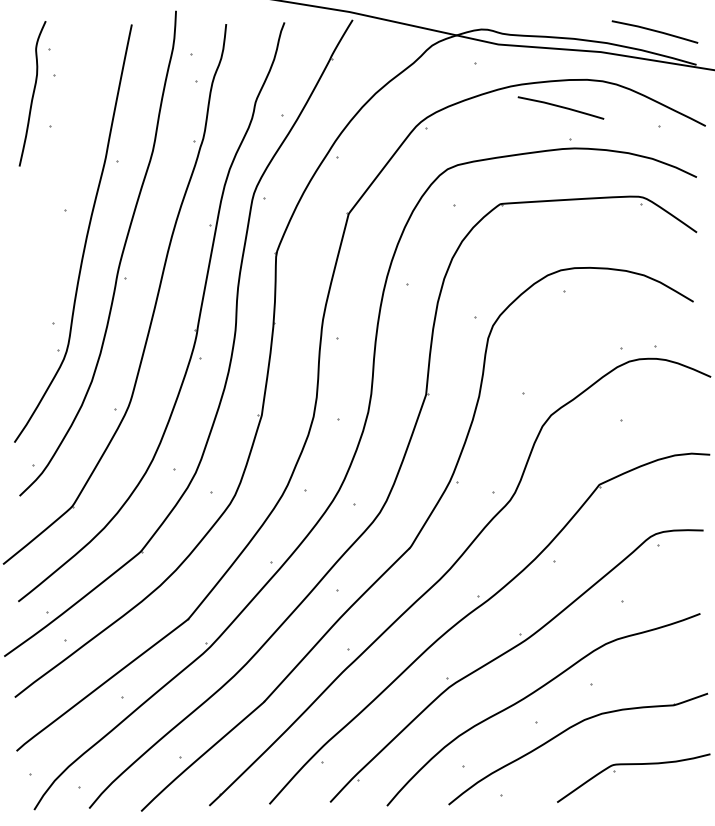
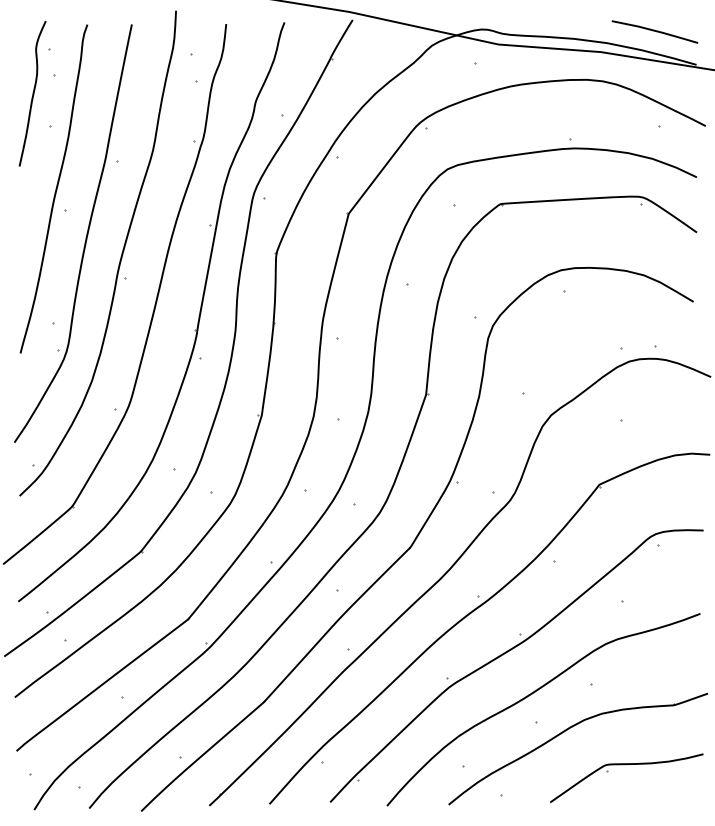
line: present -> none (560, 107)
curve: none -> present (55, 188)
part position: (632, 765) -> (625, 765) (625, 765)
